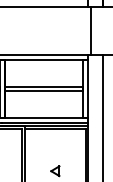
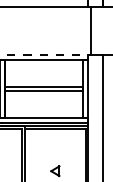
line: solid -> dashed (46, 55)
